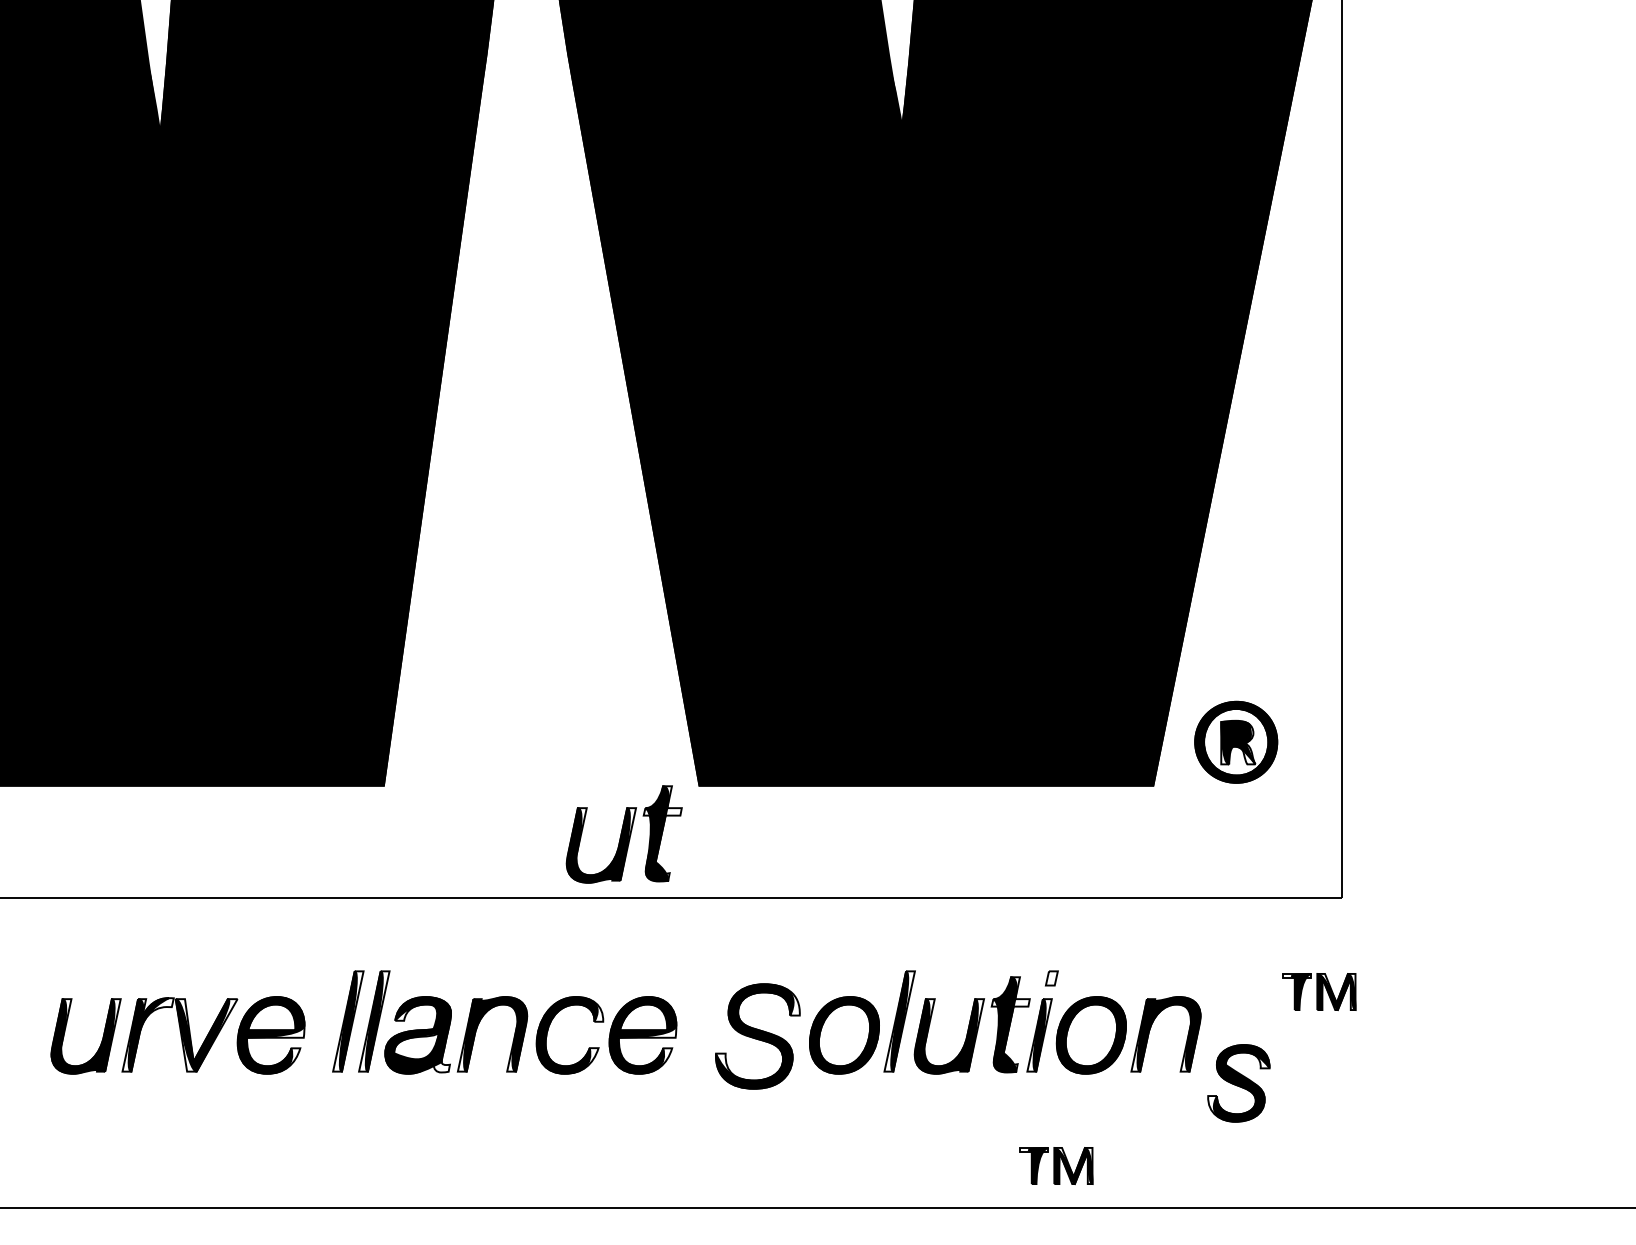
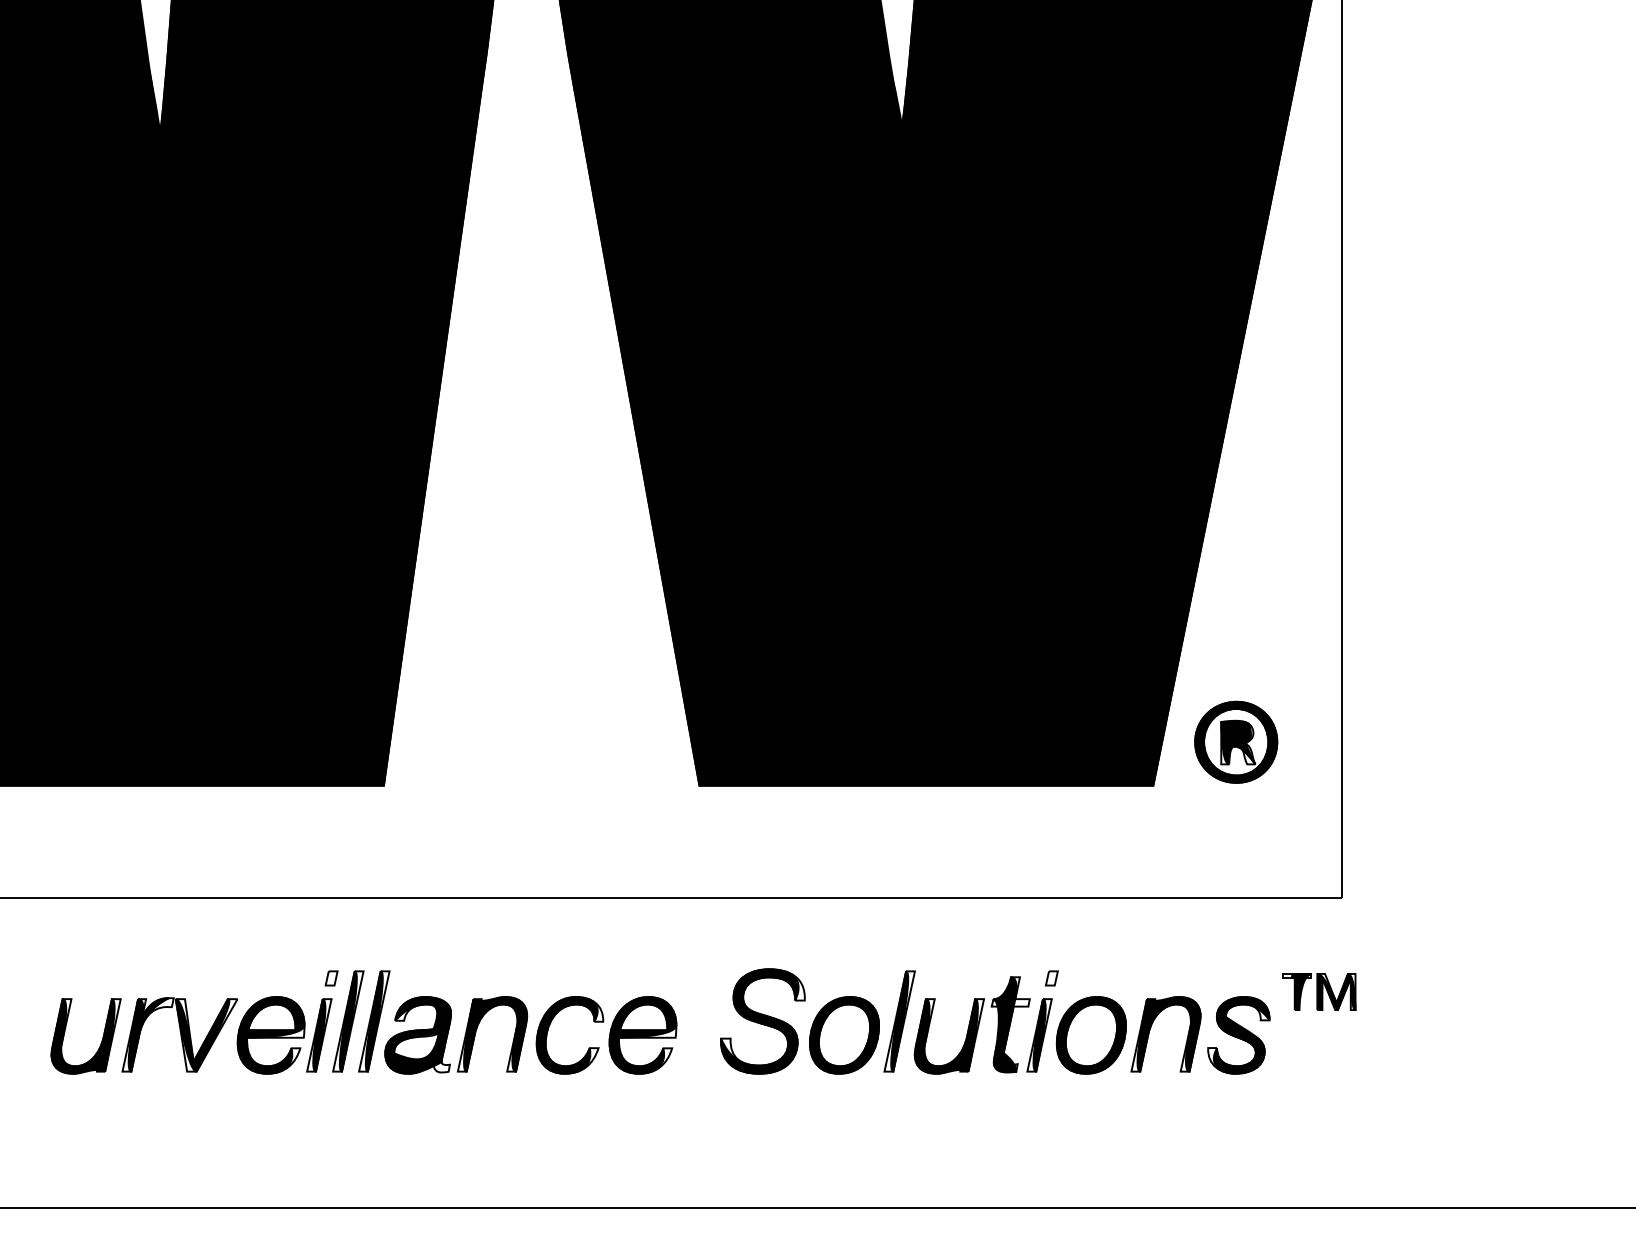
part: present -> none (623, 834)
part: none -> present (322, 1021)
part position: (757, 1036) -> (762, 1021) (762, 1021)
part position: (1238, 1083) -> (1238, 1035) (1238, 1035)
part: present -> none (1056, 1165)
